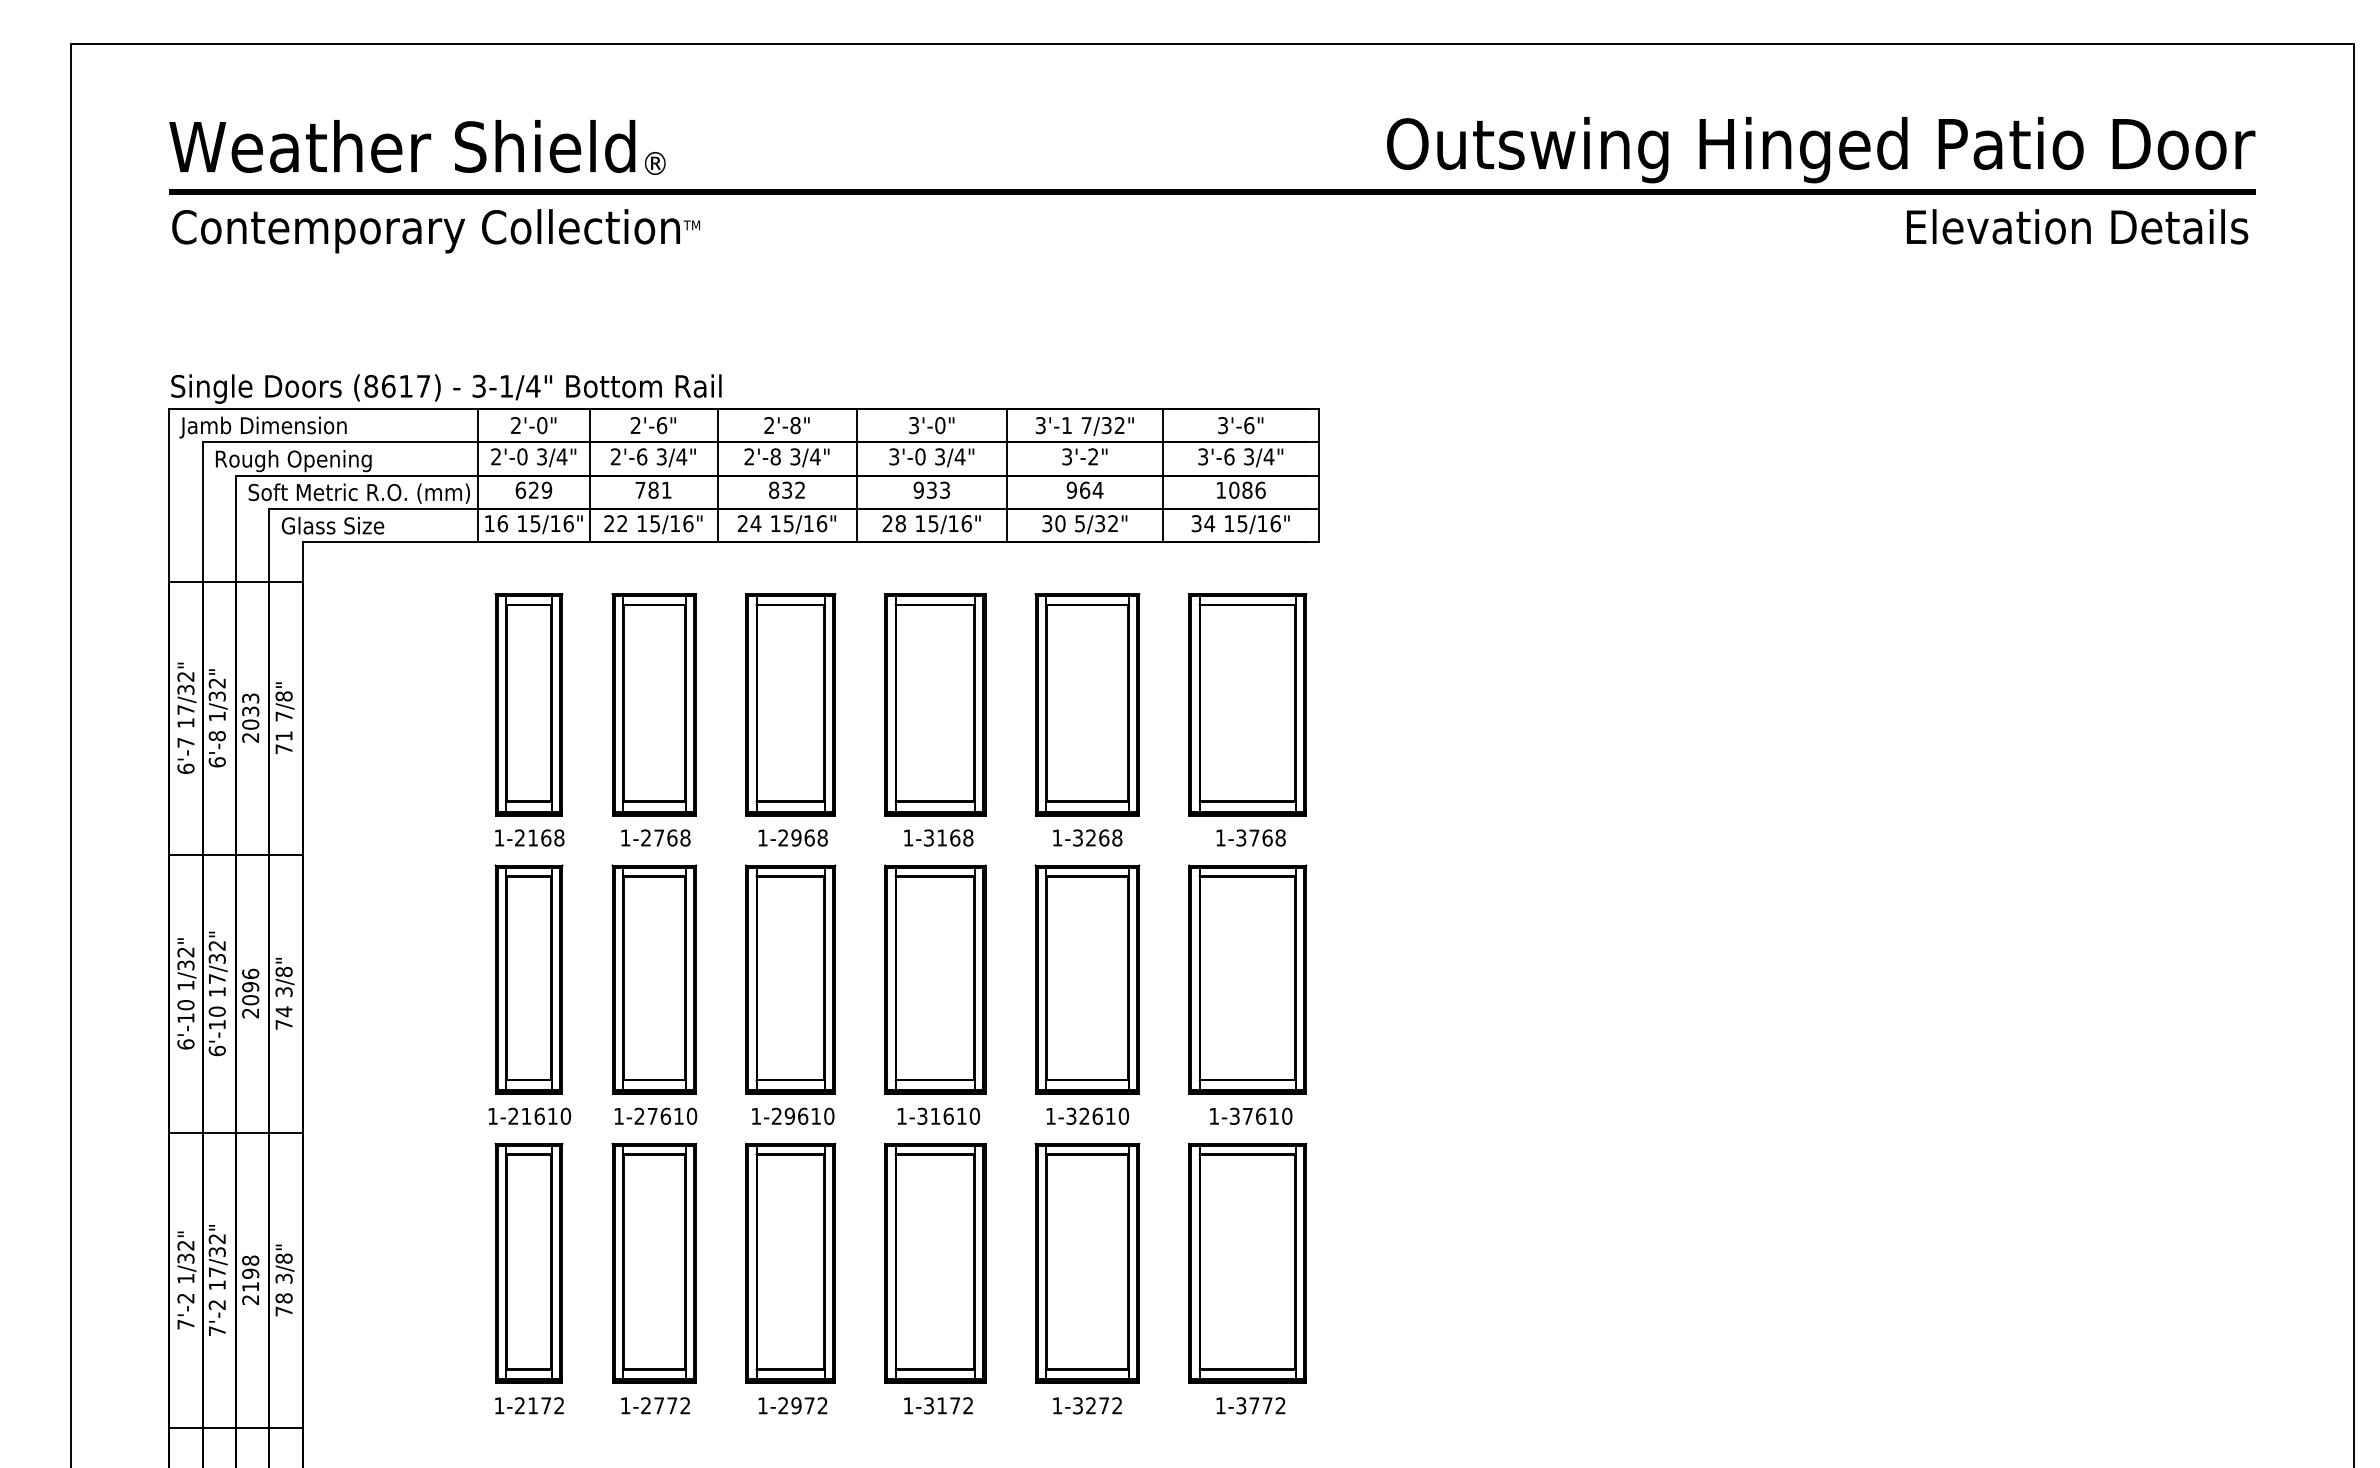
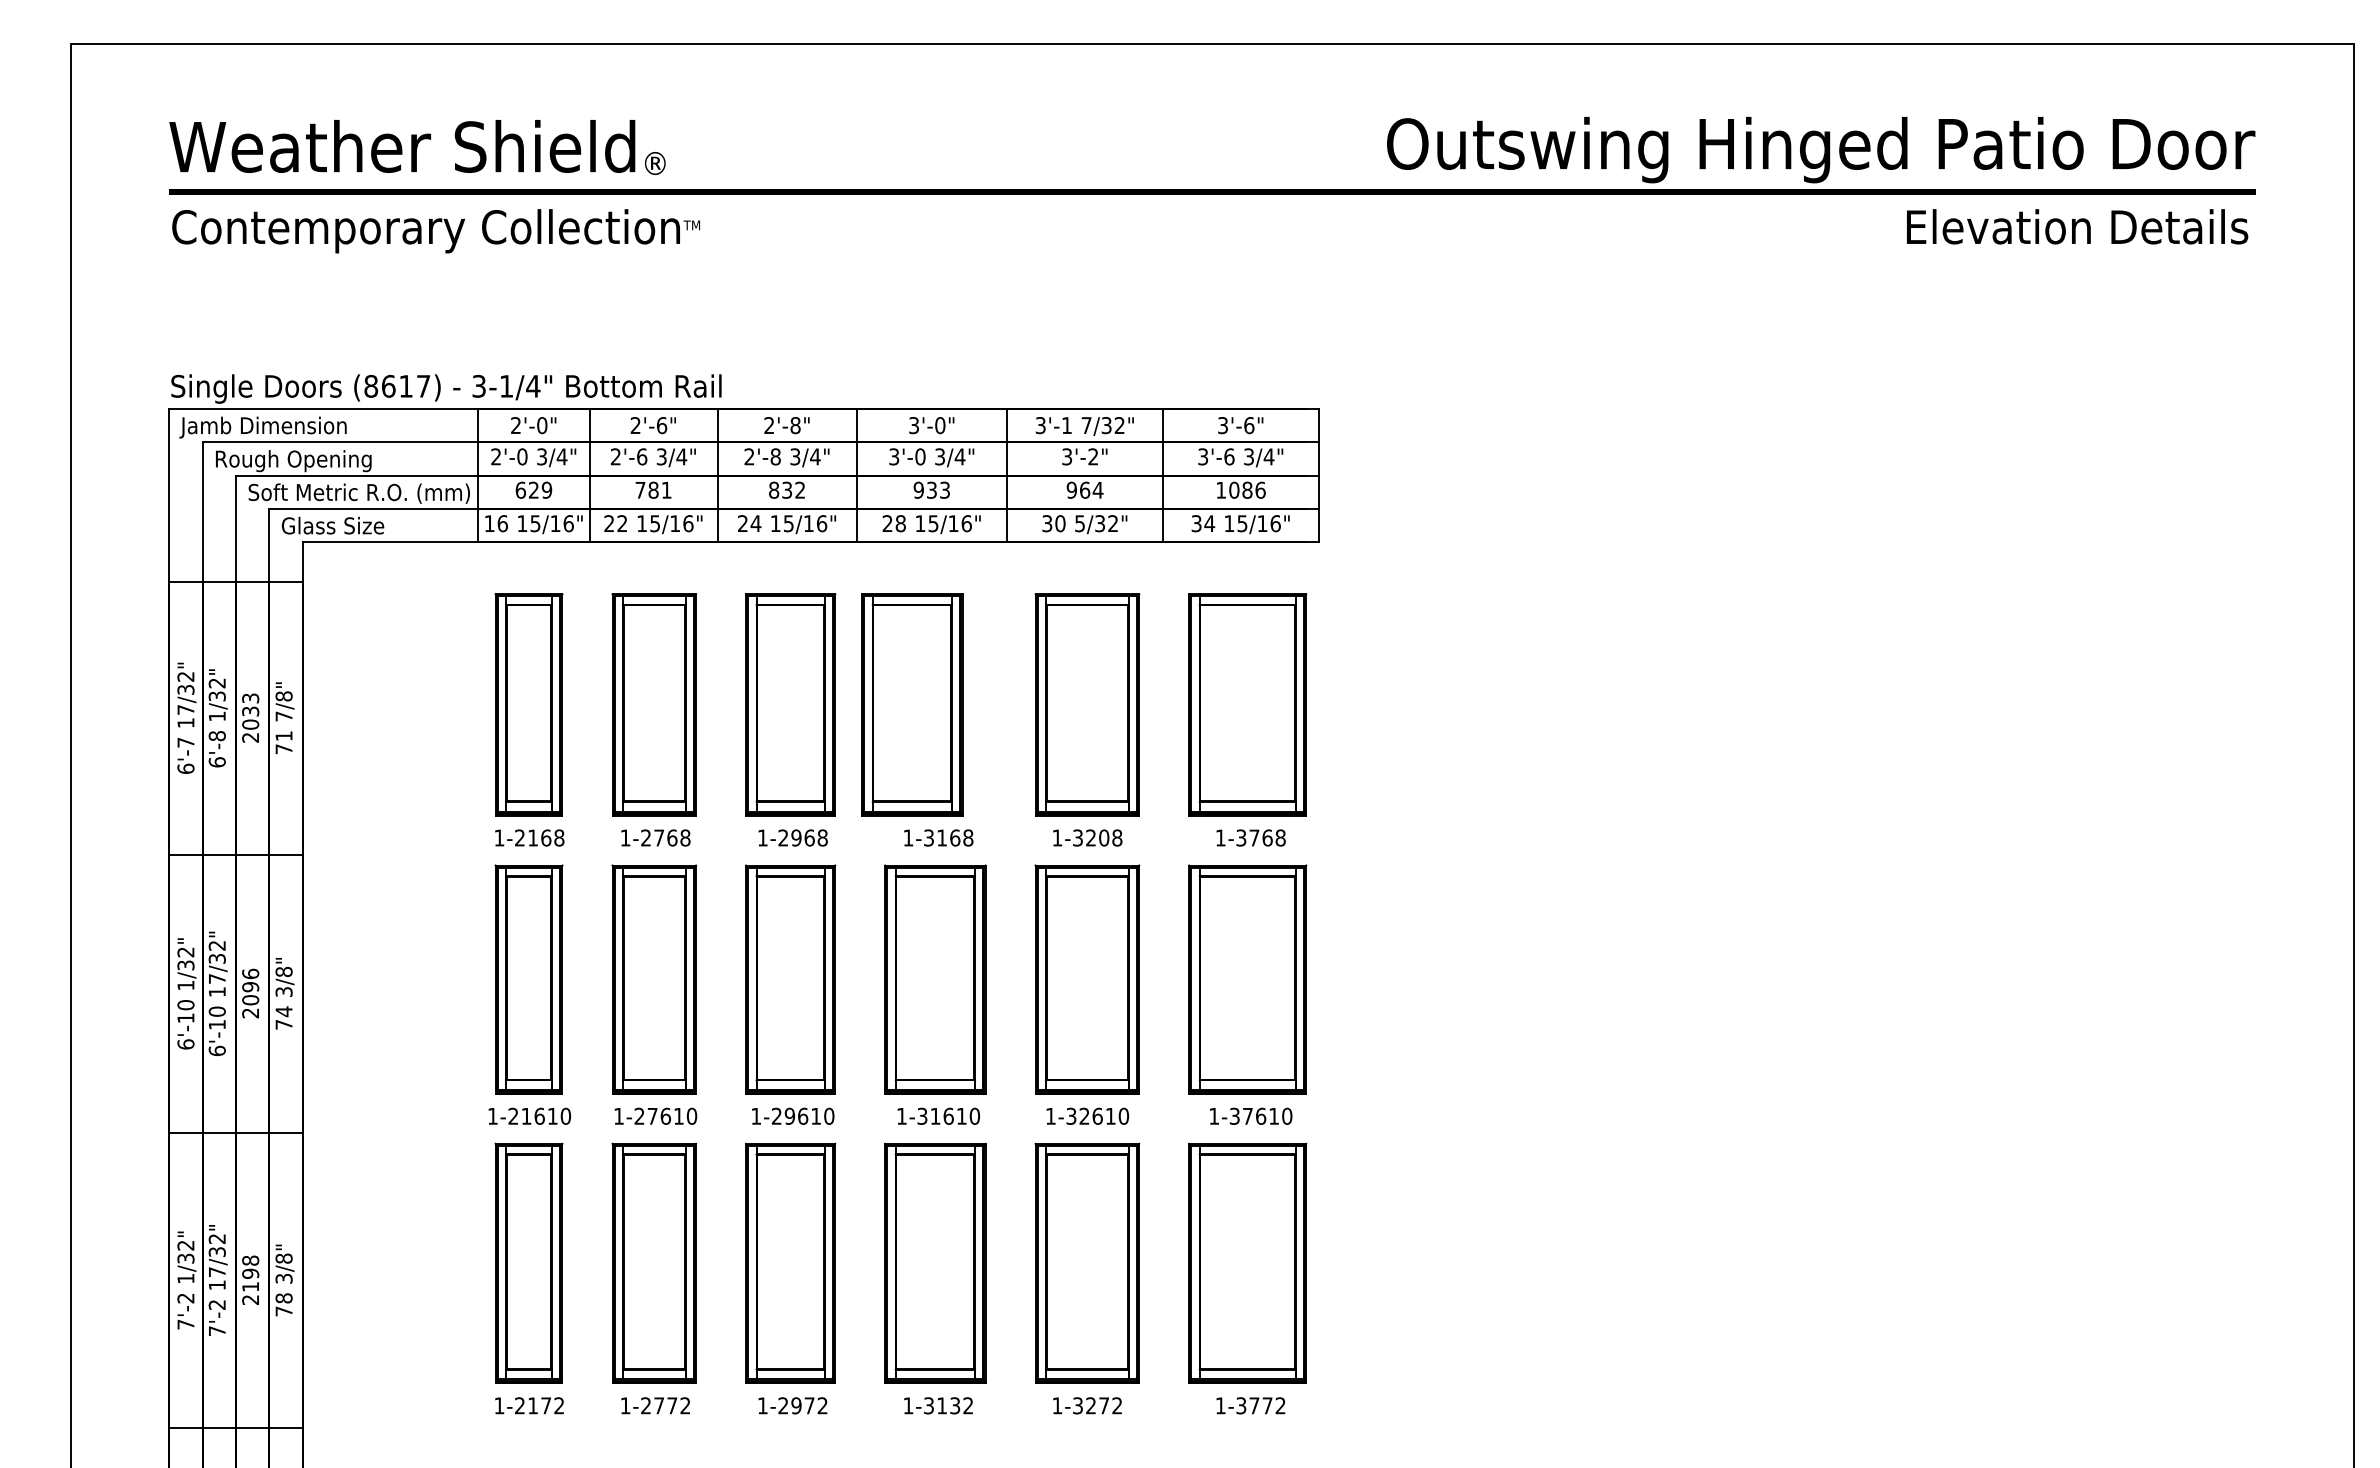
part position: (935, 704) -> (912, 704) (912, 704)
text: 1-3268 -> 1-3208 (1104, 837)
text: 1-3172 -> 1-3132 (955, 1405)
